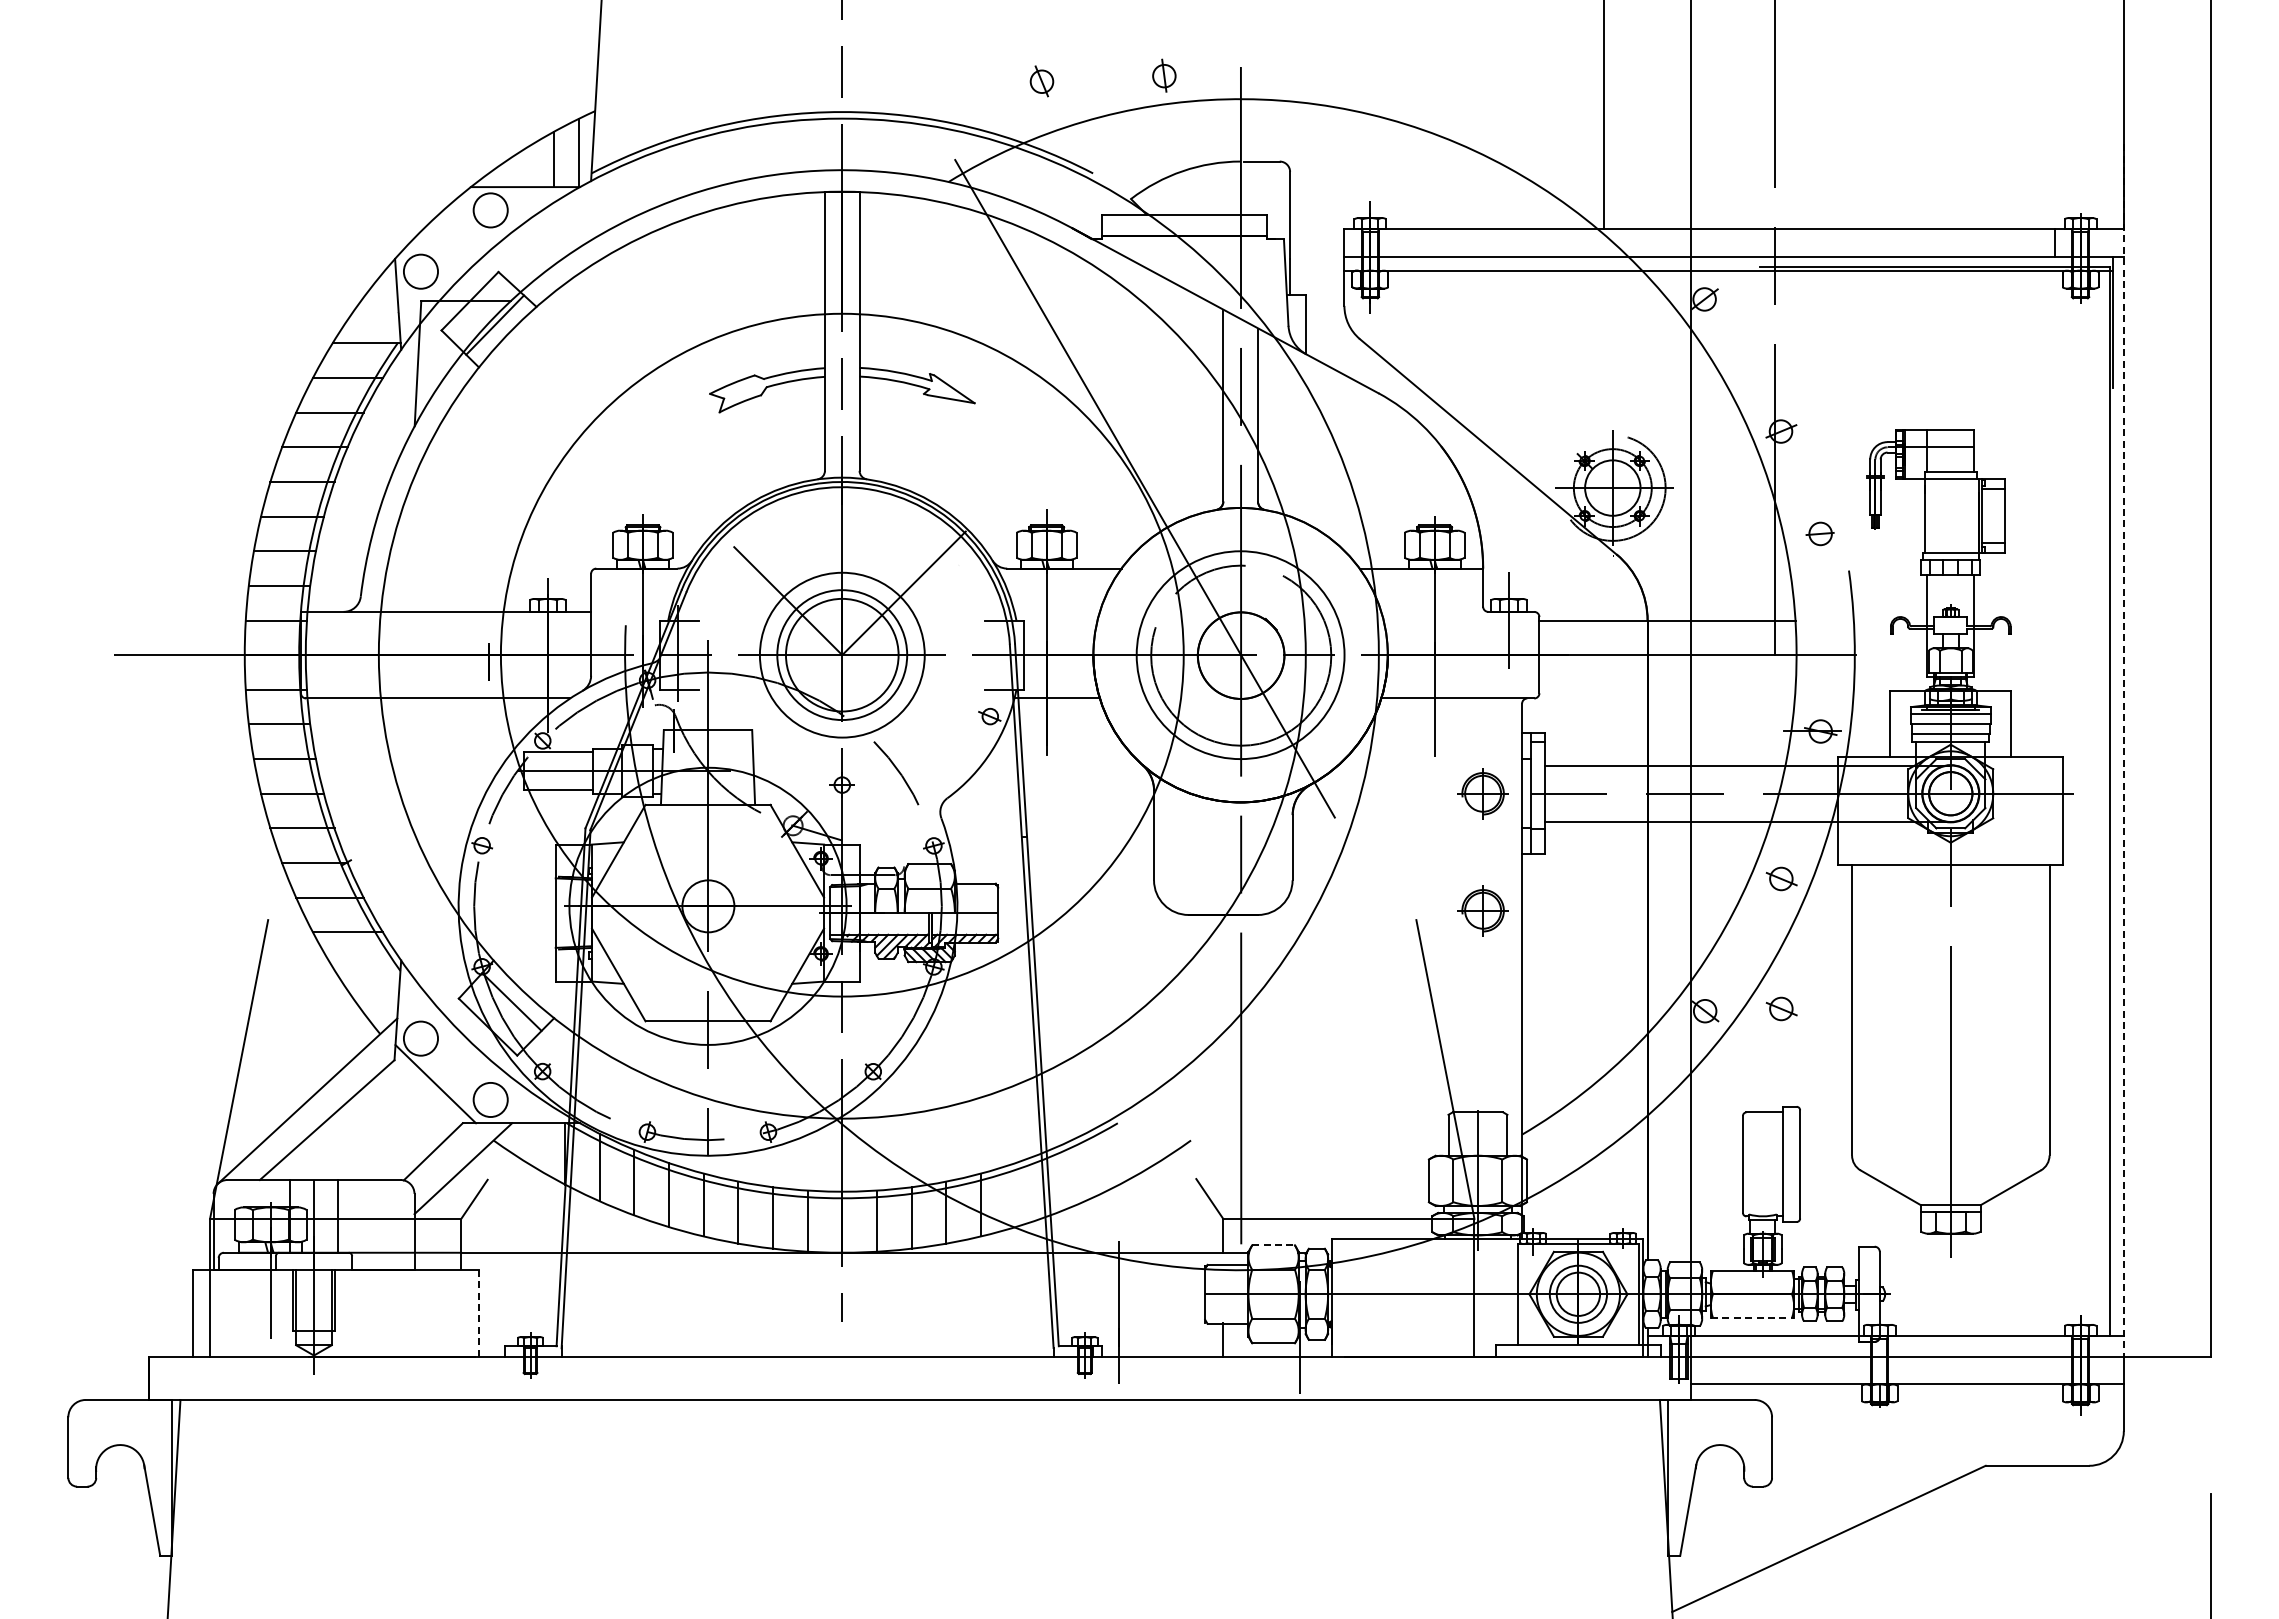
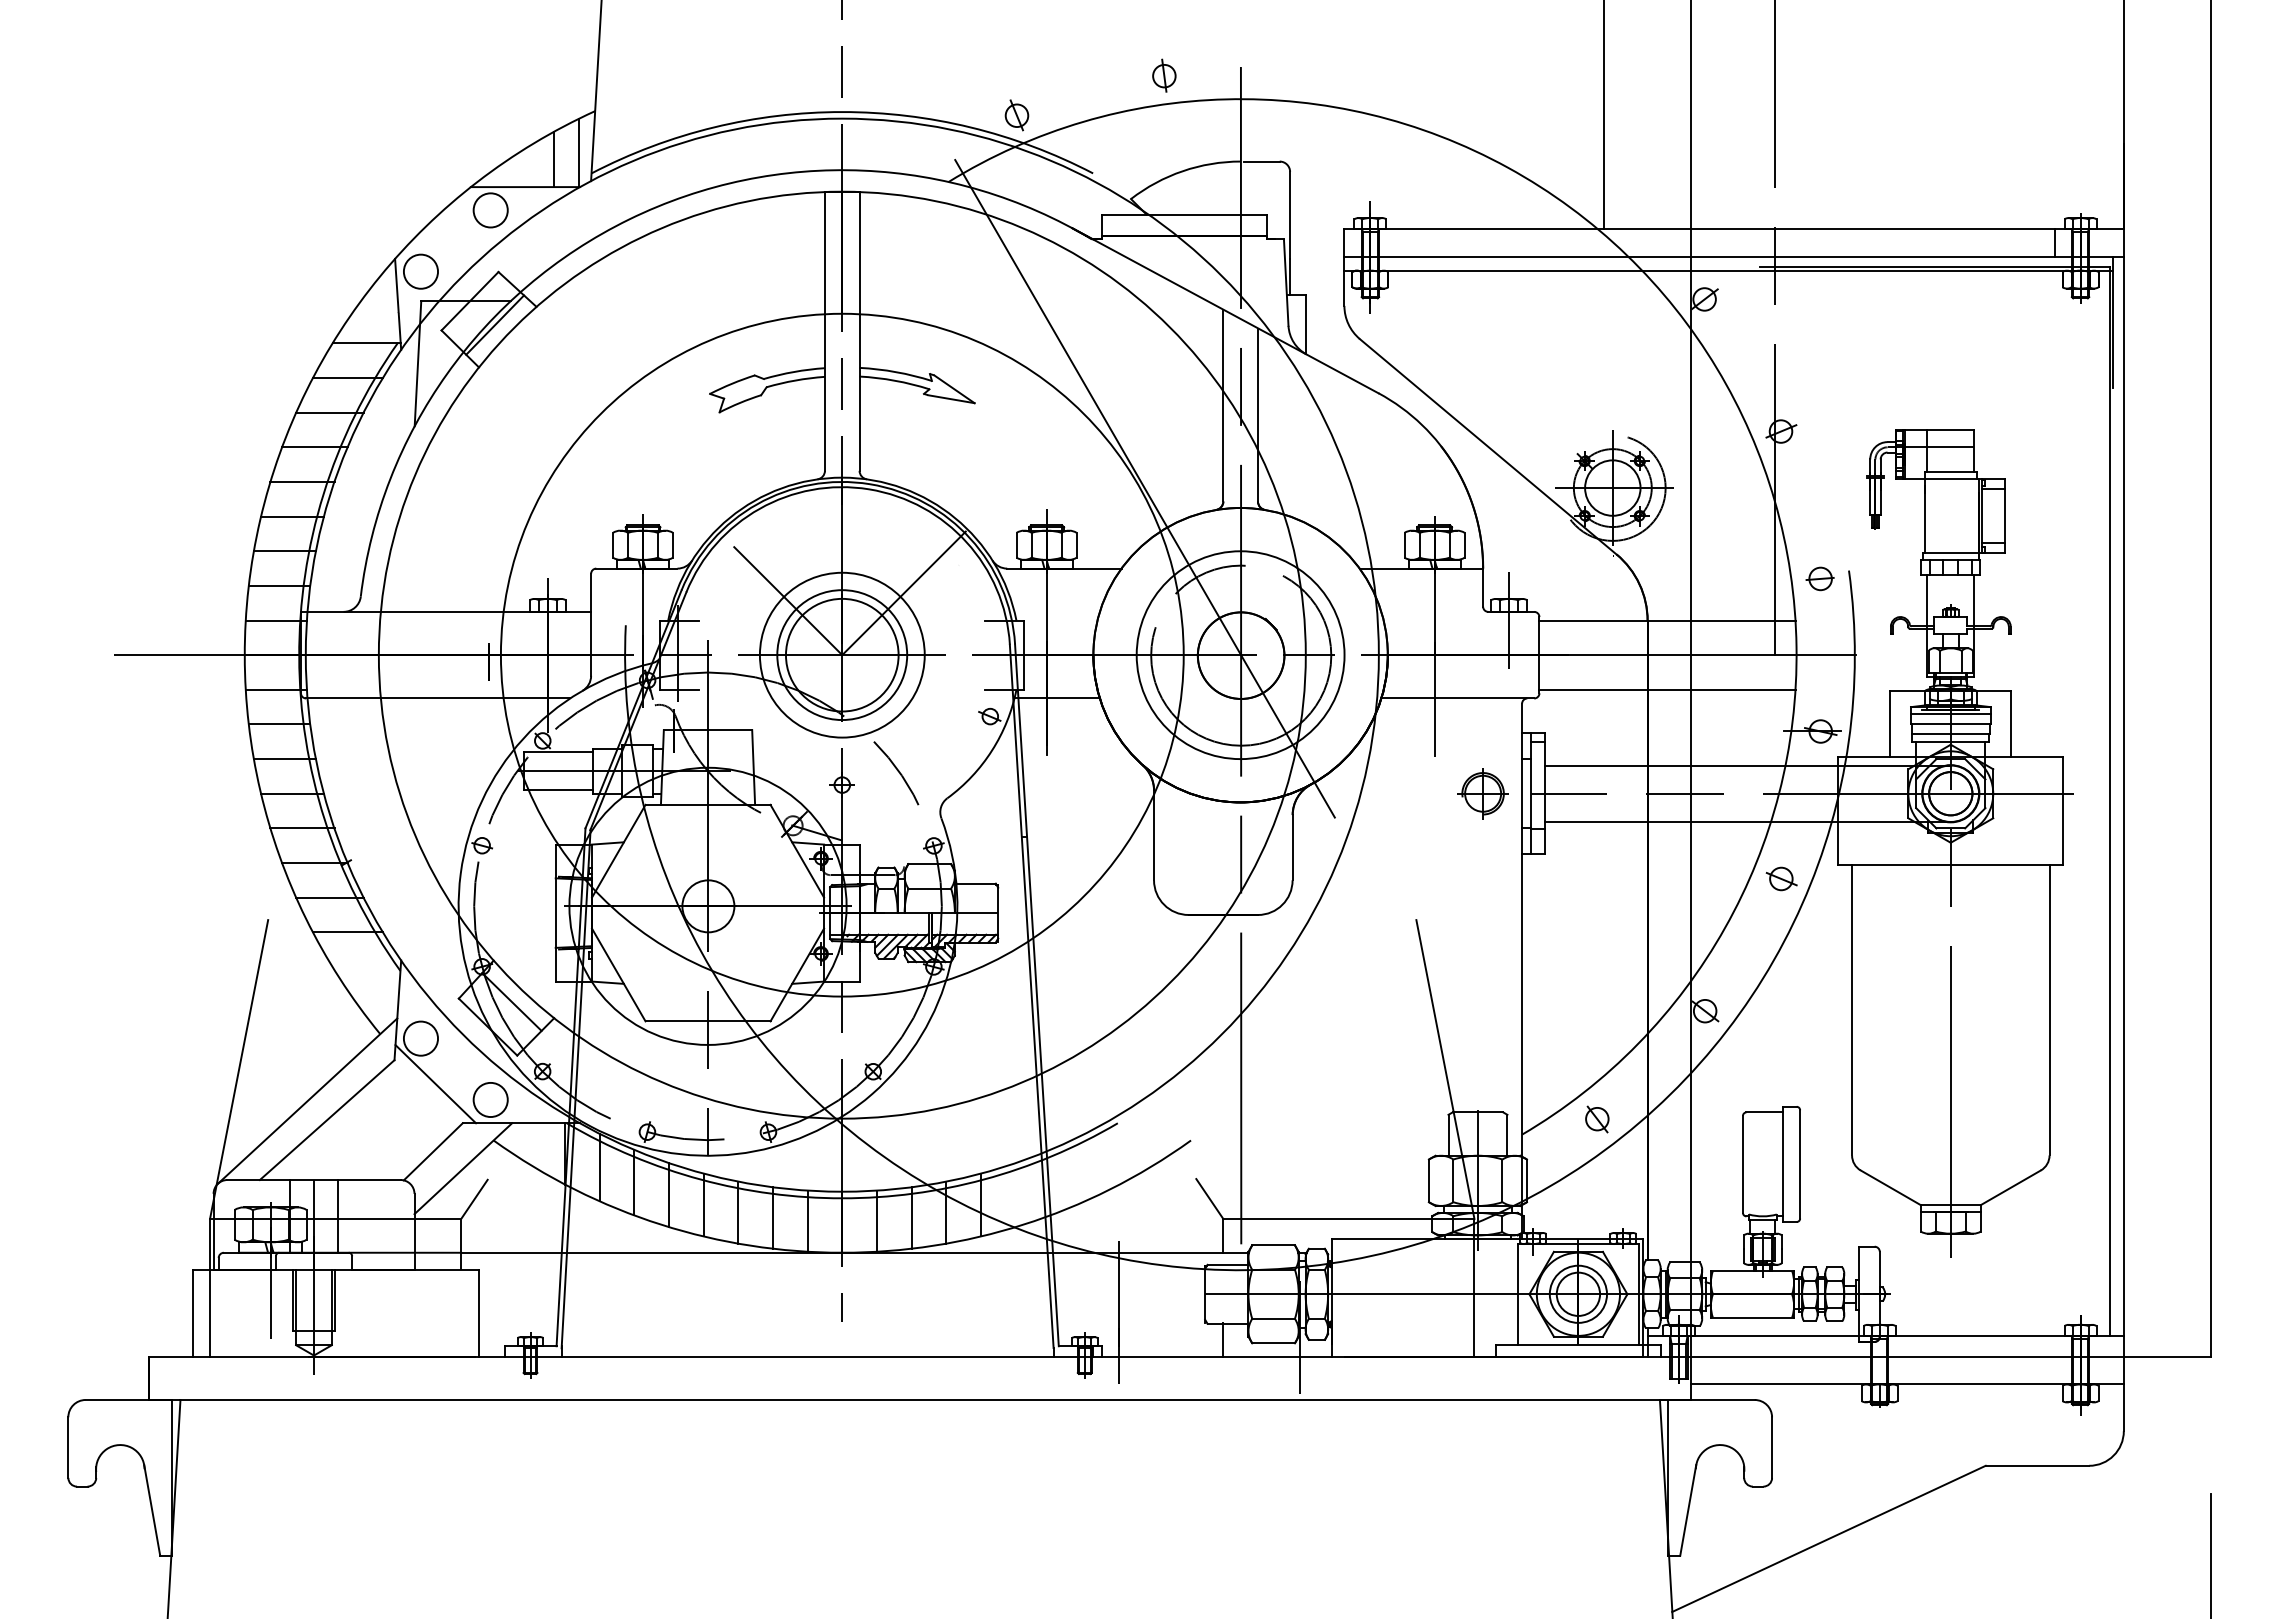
part position: (1041, 81) -> (1016, 115) (1016, 115)
part position: (1819, 533) -> (1819, 578) (1819, 578)
line: none -> present (1667, 689)
line: dashed -> solid (2123, 750)
part: present -> none (1482, 910)
part: present -> none (1781, 1008)
part: none -> present (1597, 1119)
line: dashed -> solid (1274, 1245)
line: dashed -> solid (478, 1312)
line: dashed -> solid (1752, 1317)
